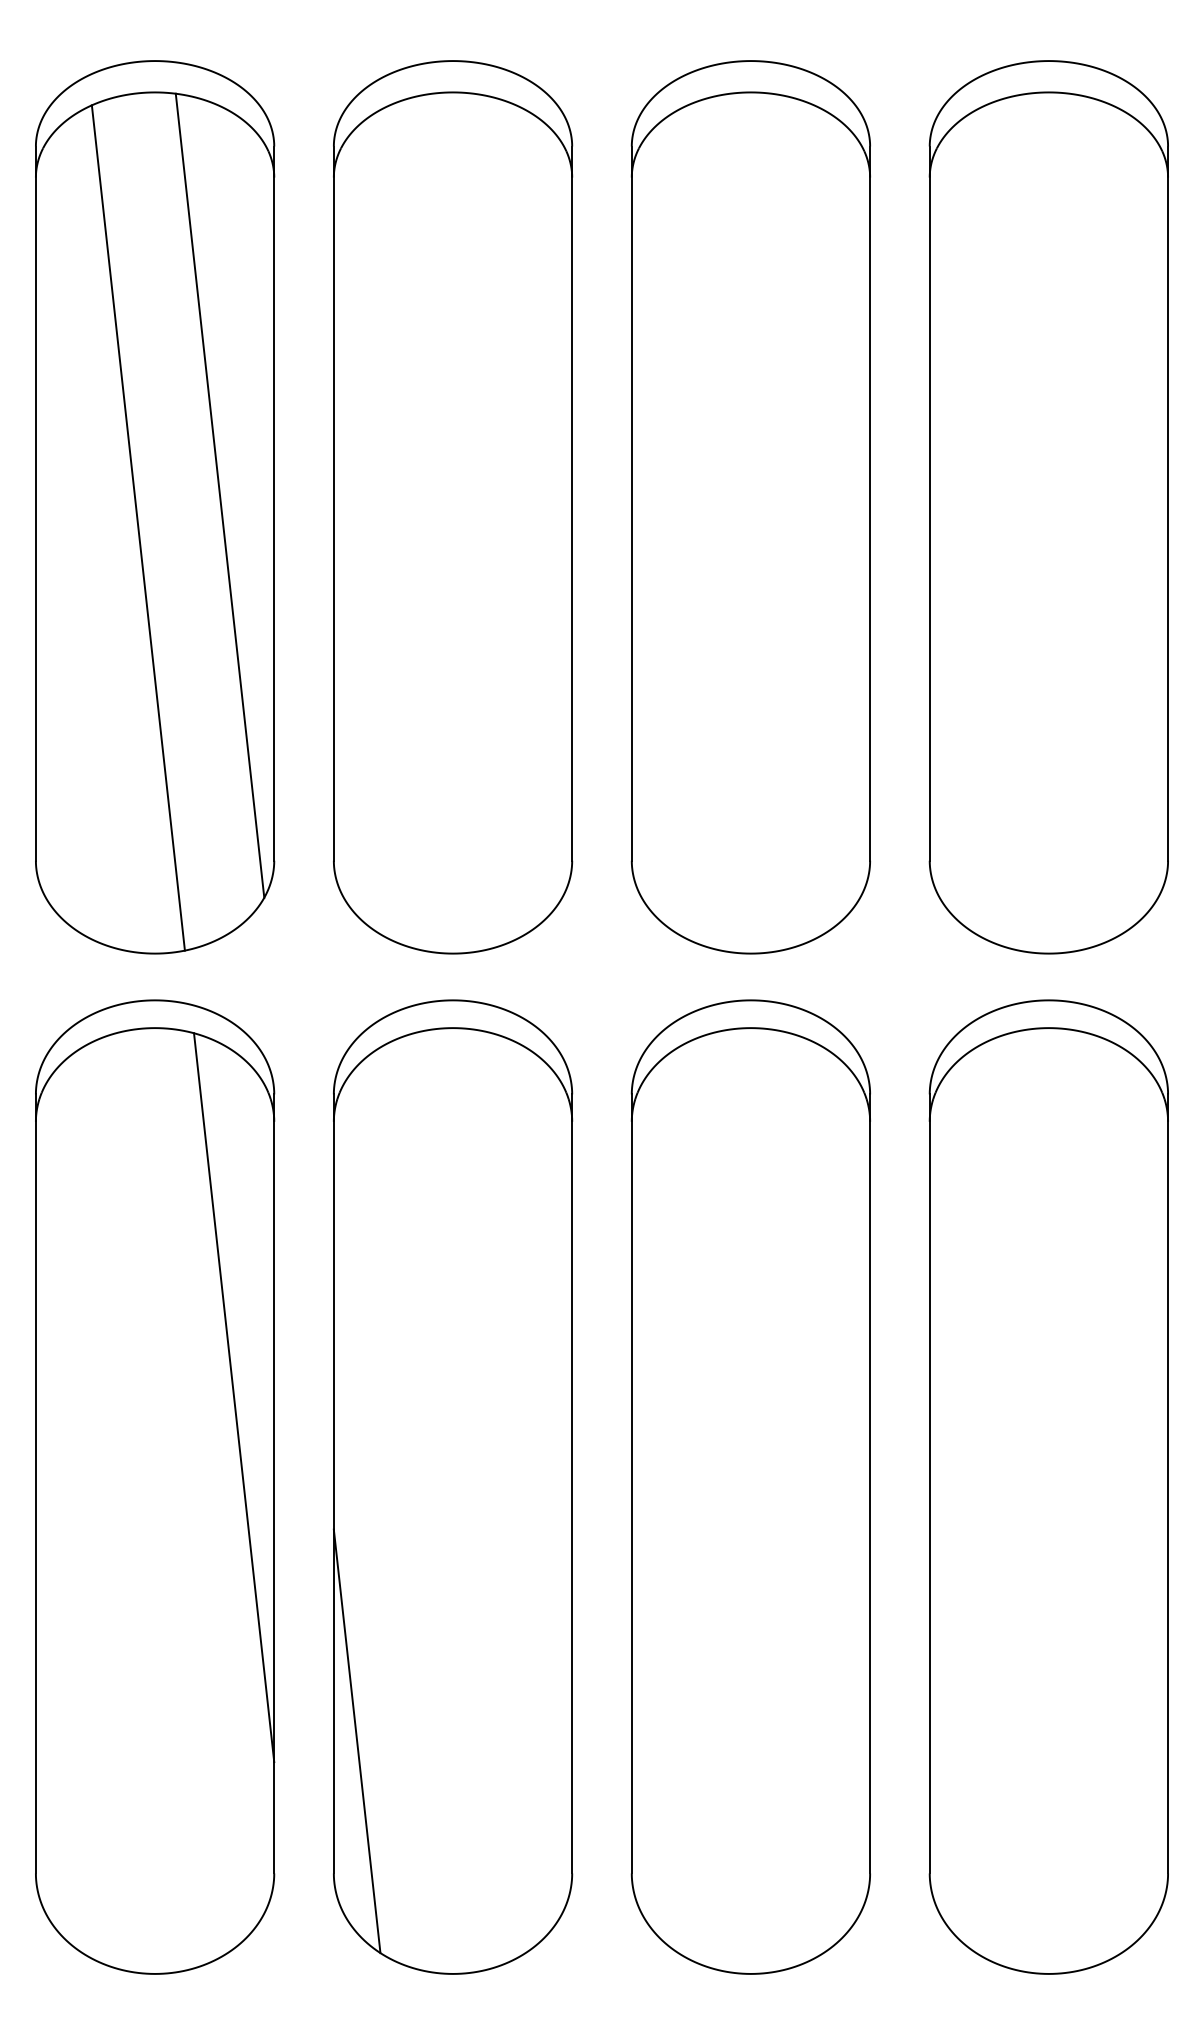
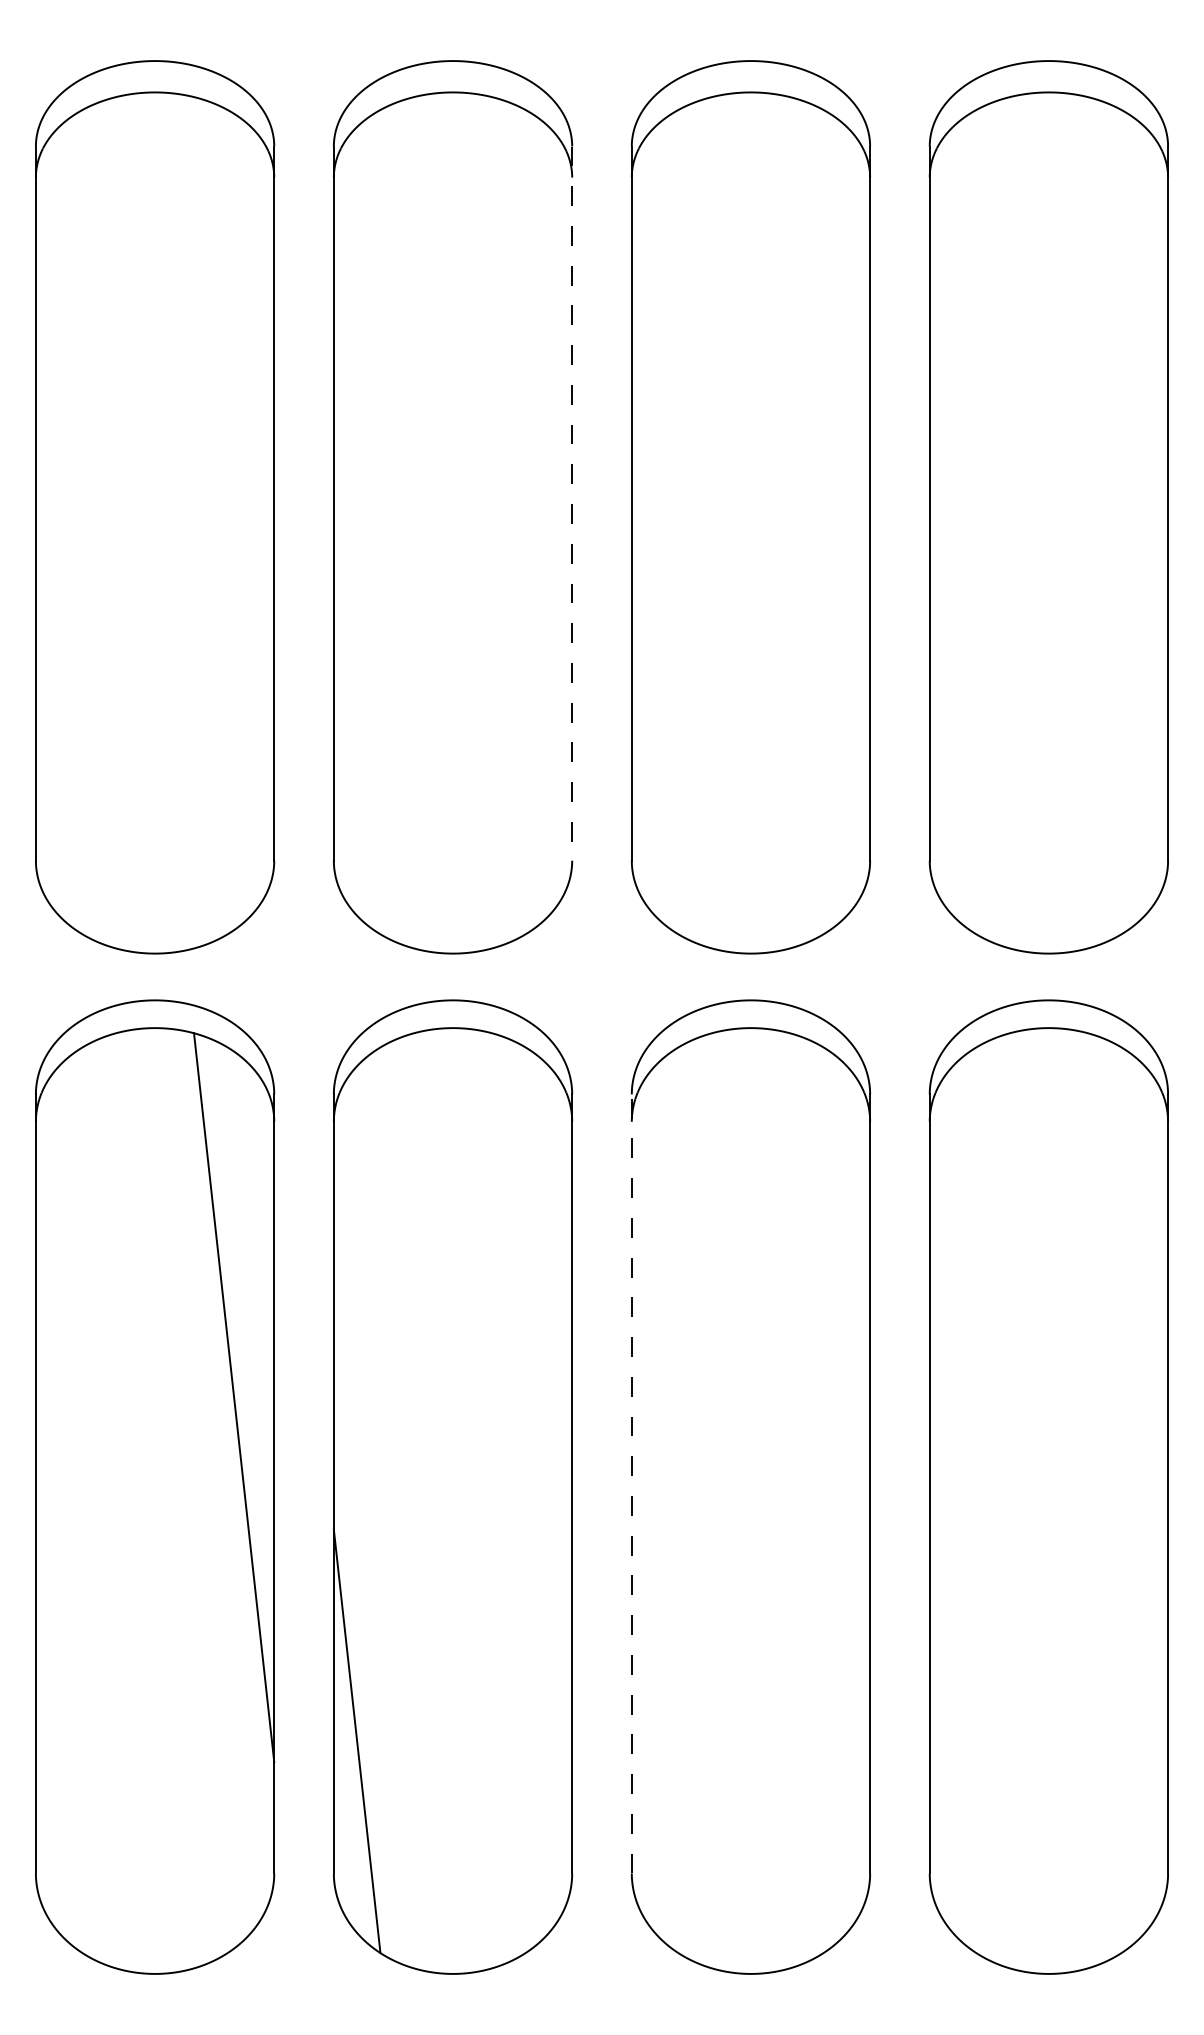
line: present -> none (219, 495)
line: solid -> dashed (572, 504)
line: present -> none (137, 527)
line: solid -> dashed (631, 1483)
